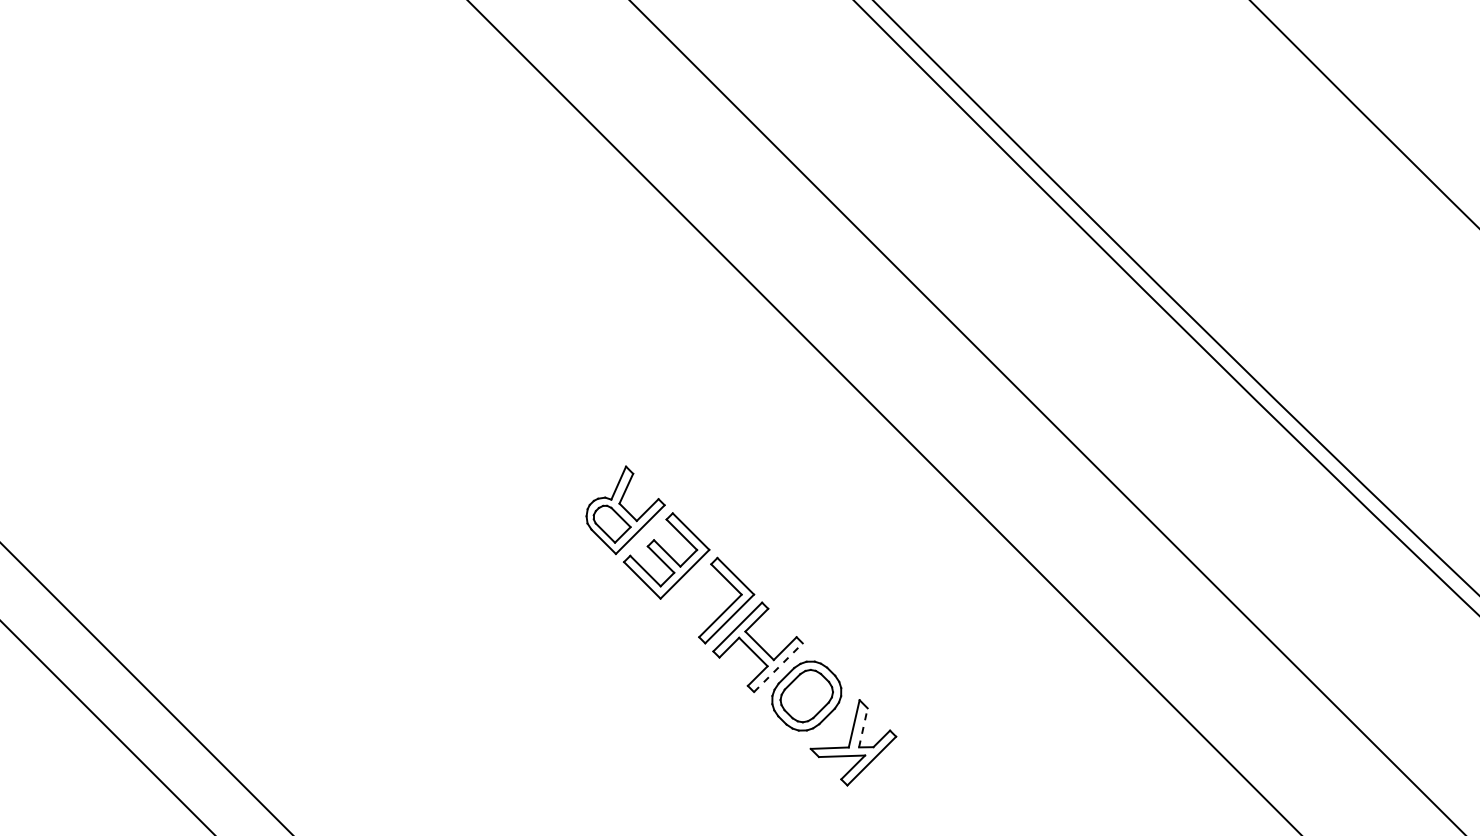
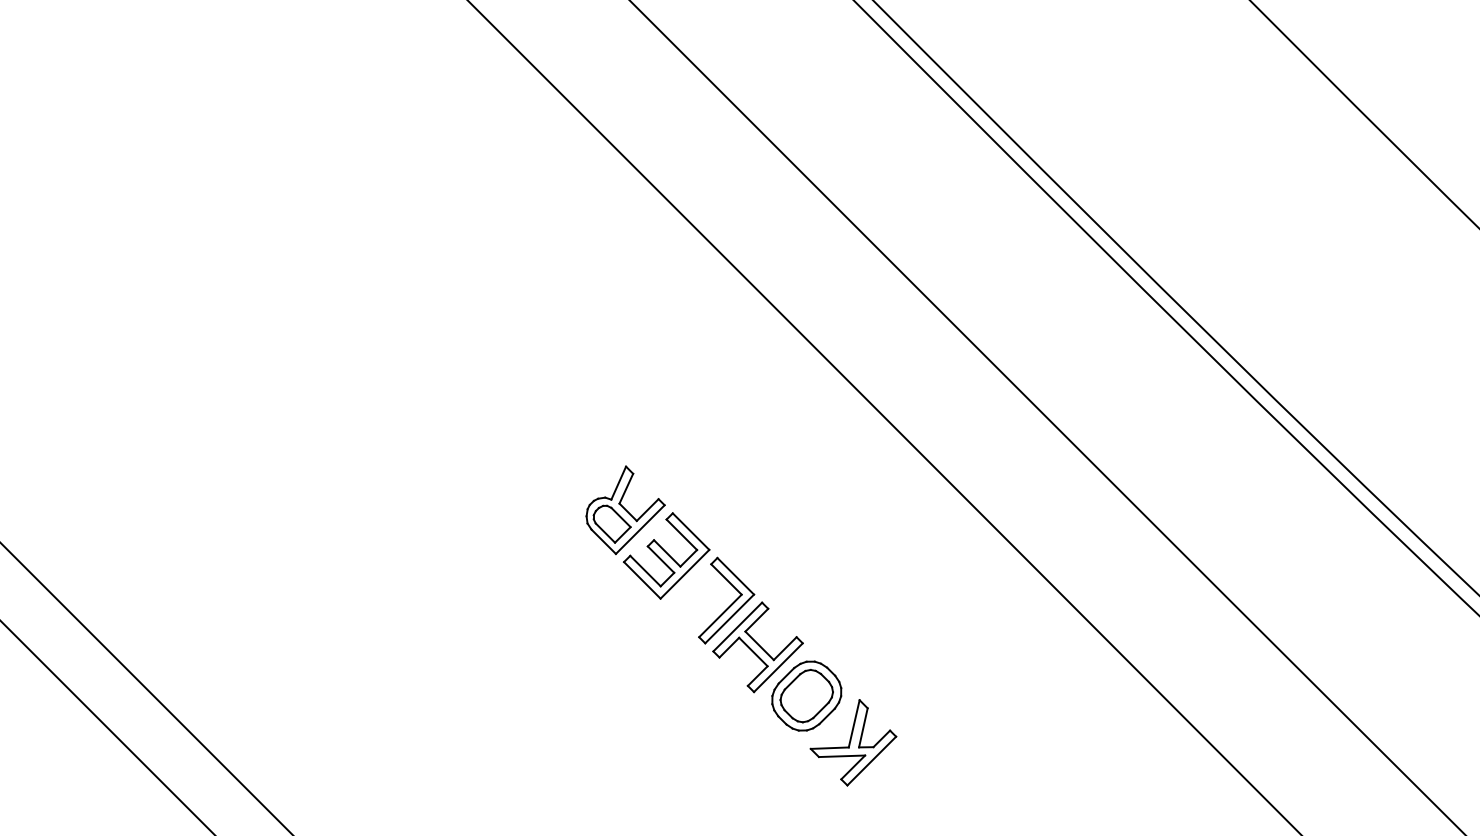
line: dashed -> solid (778, 667)
line: dashed -> solid (863, 727)
